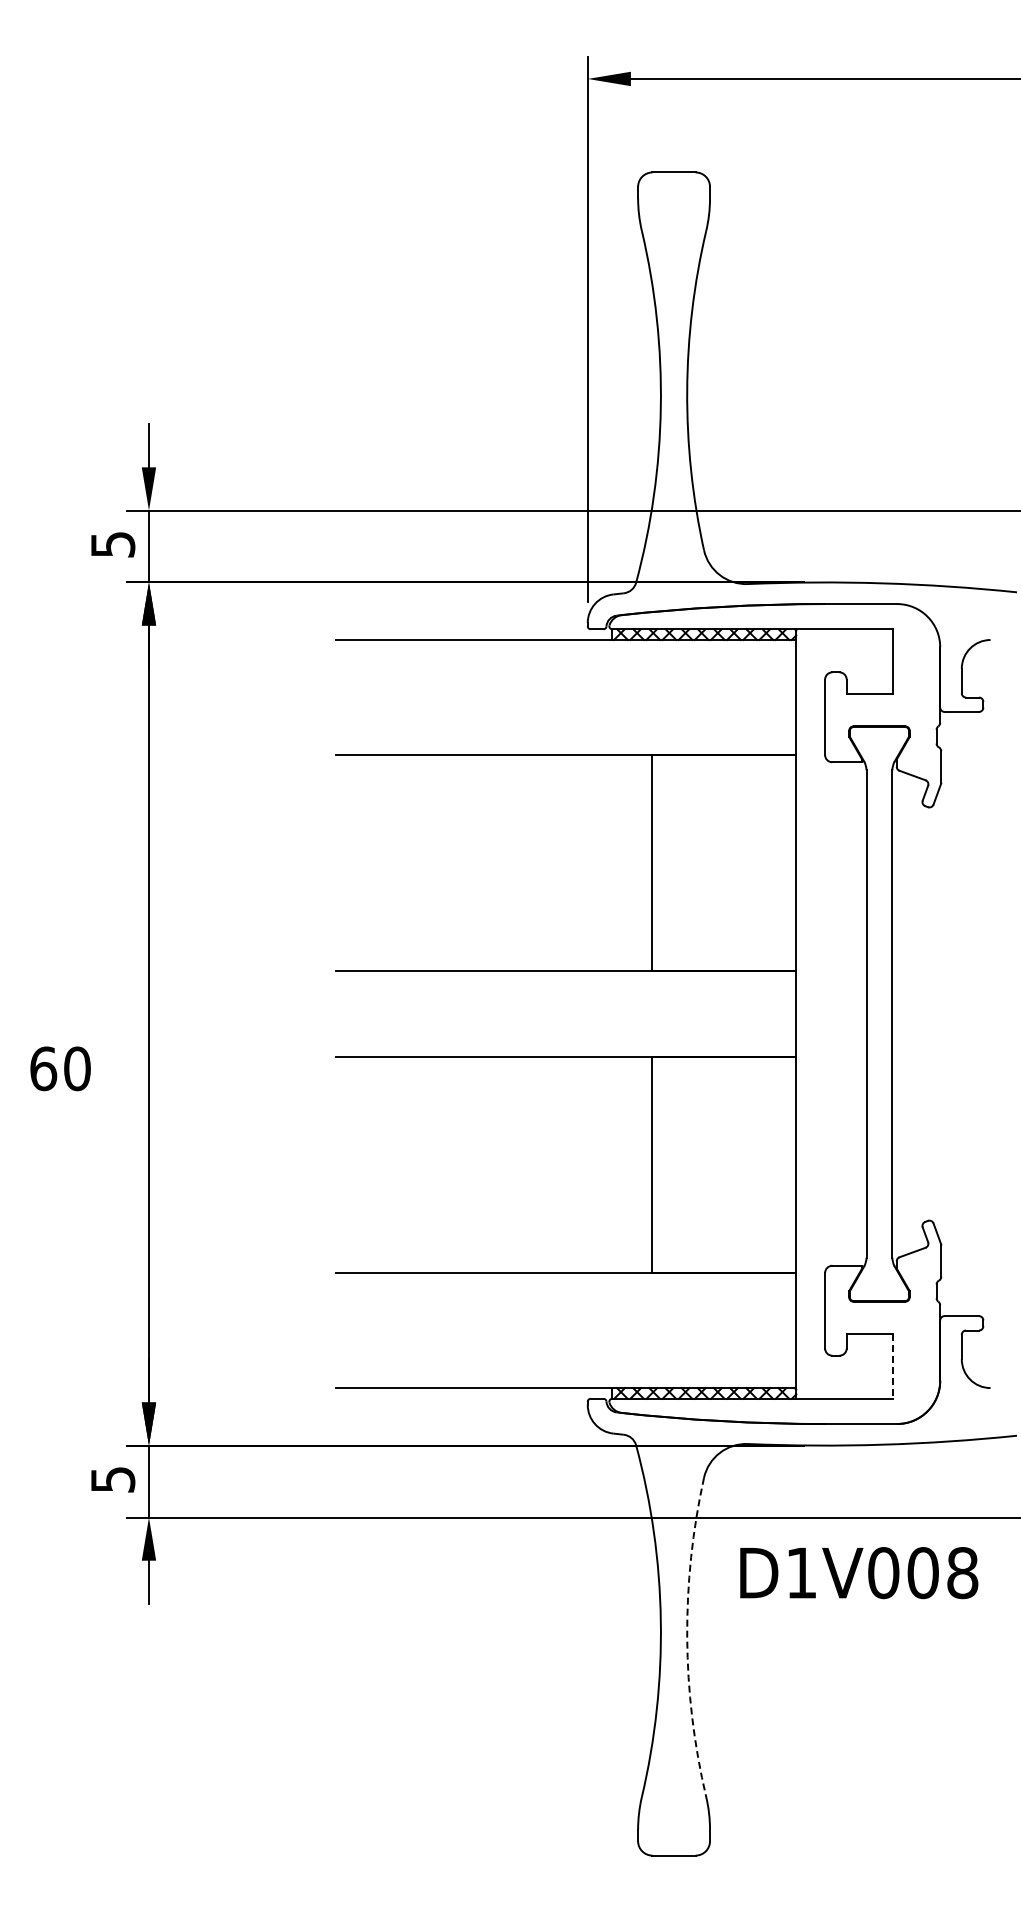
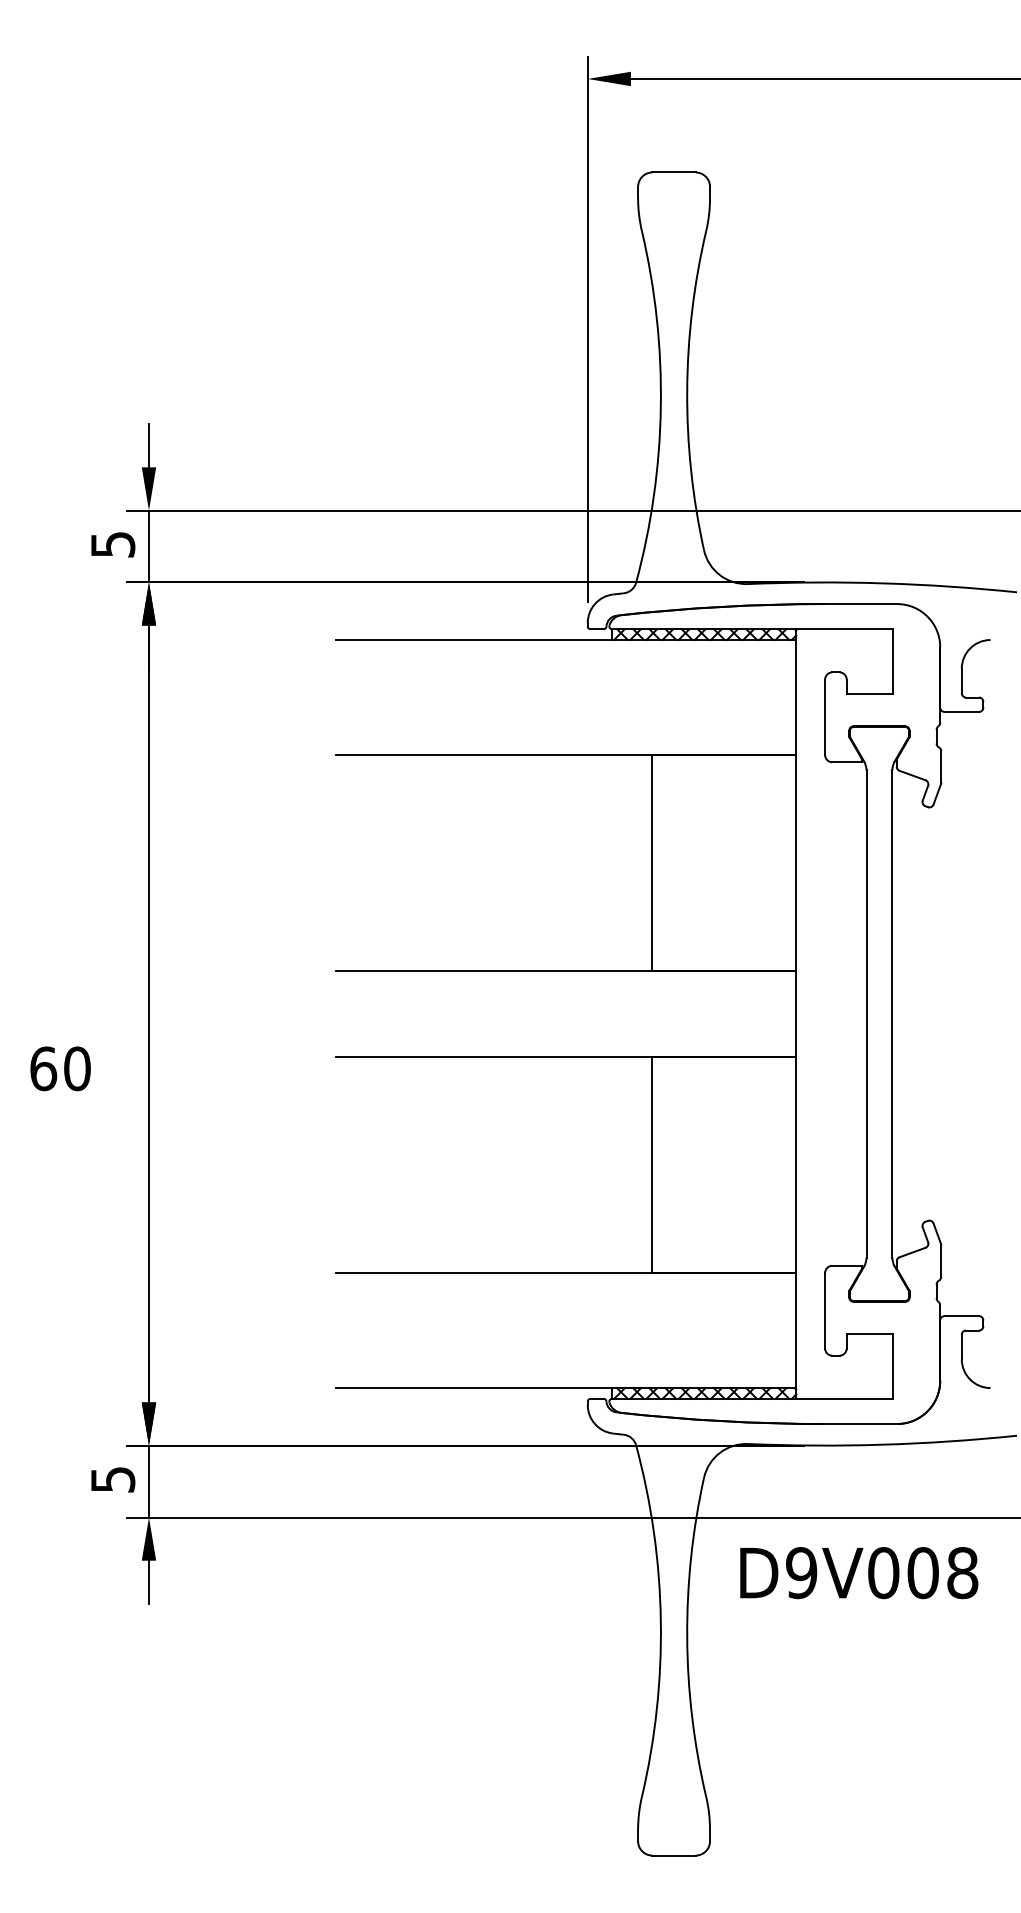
line: dashed -> solid (892, 1366)
text: D1V008 -> D9V008 (801, 1573)
arc: dashed -> solid (687, 1637)
